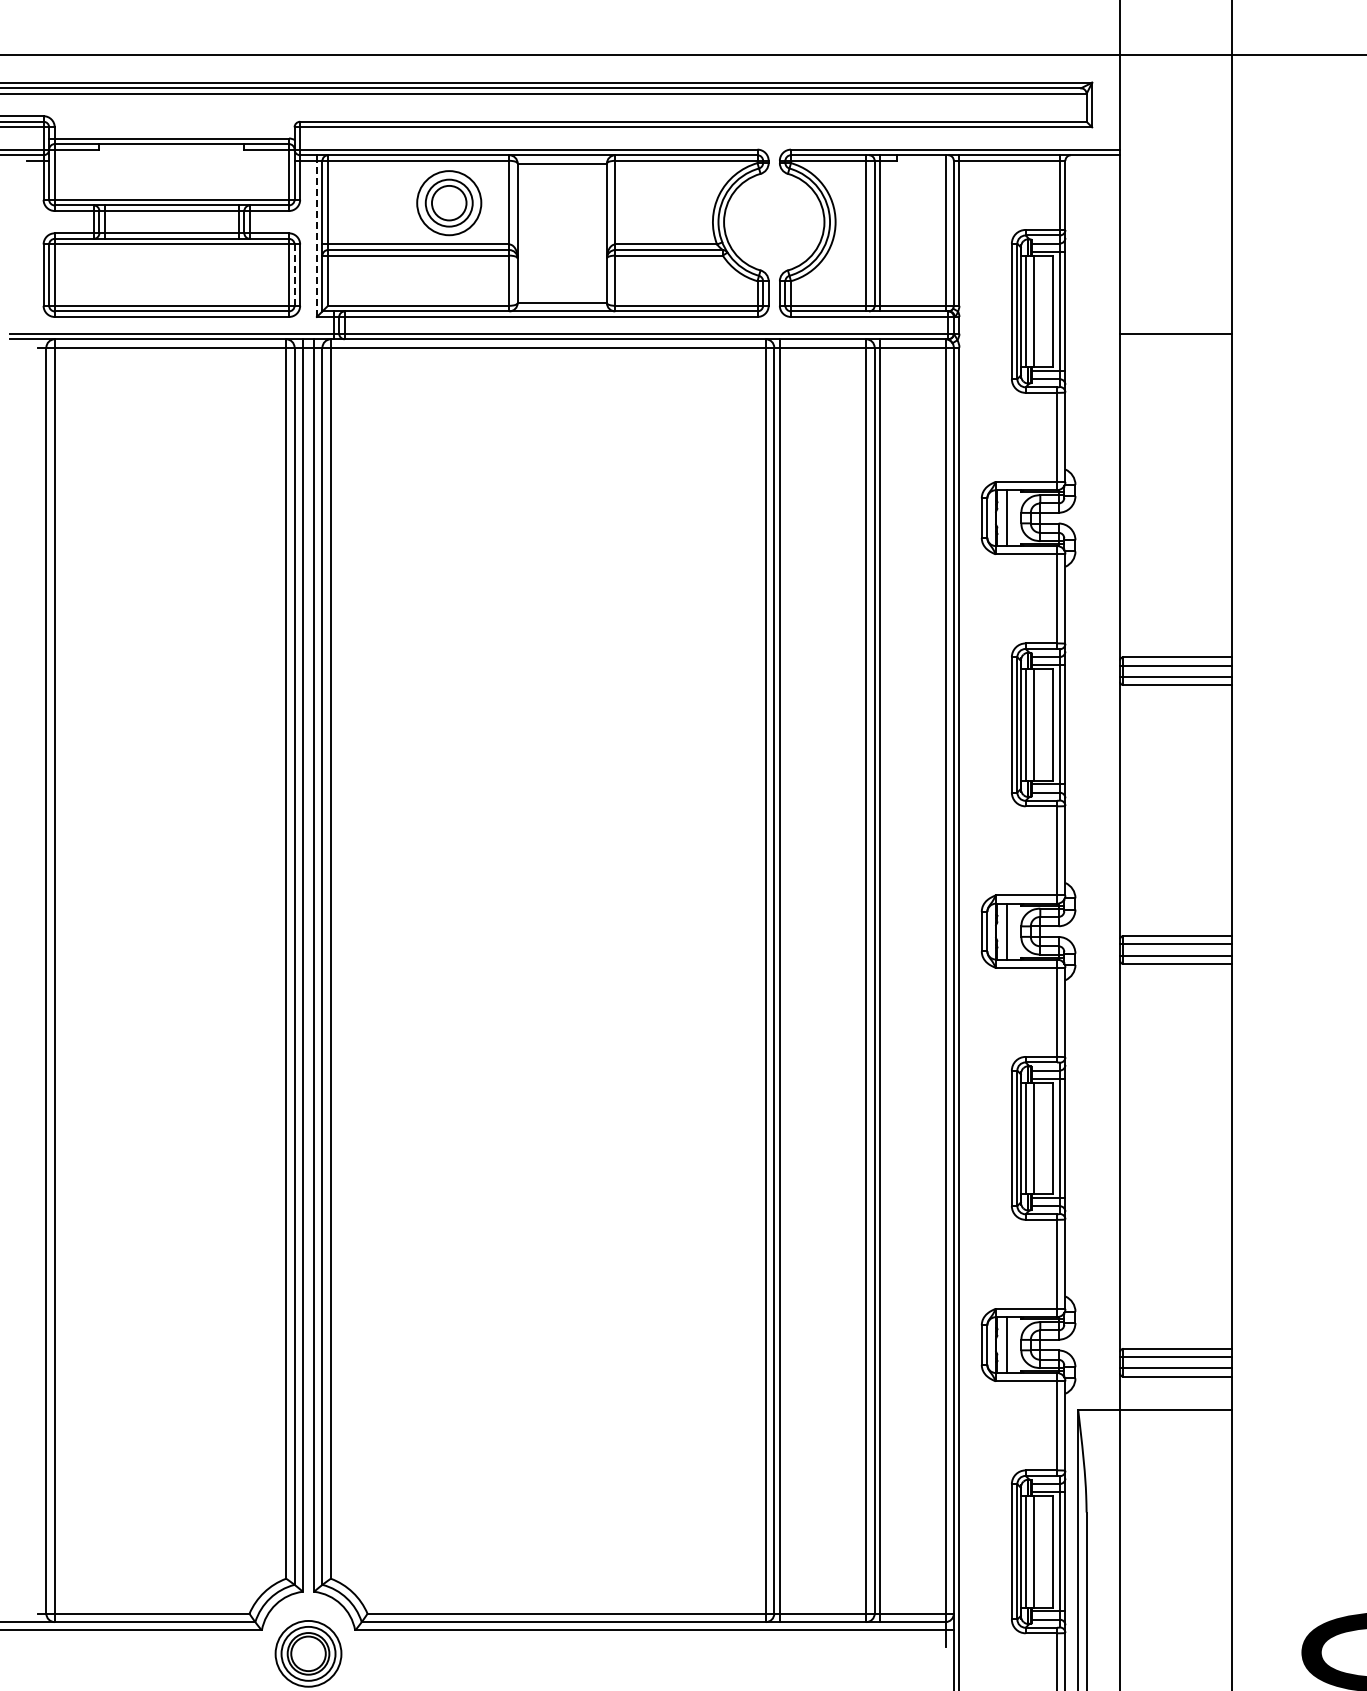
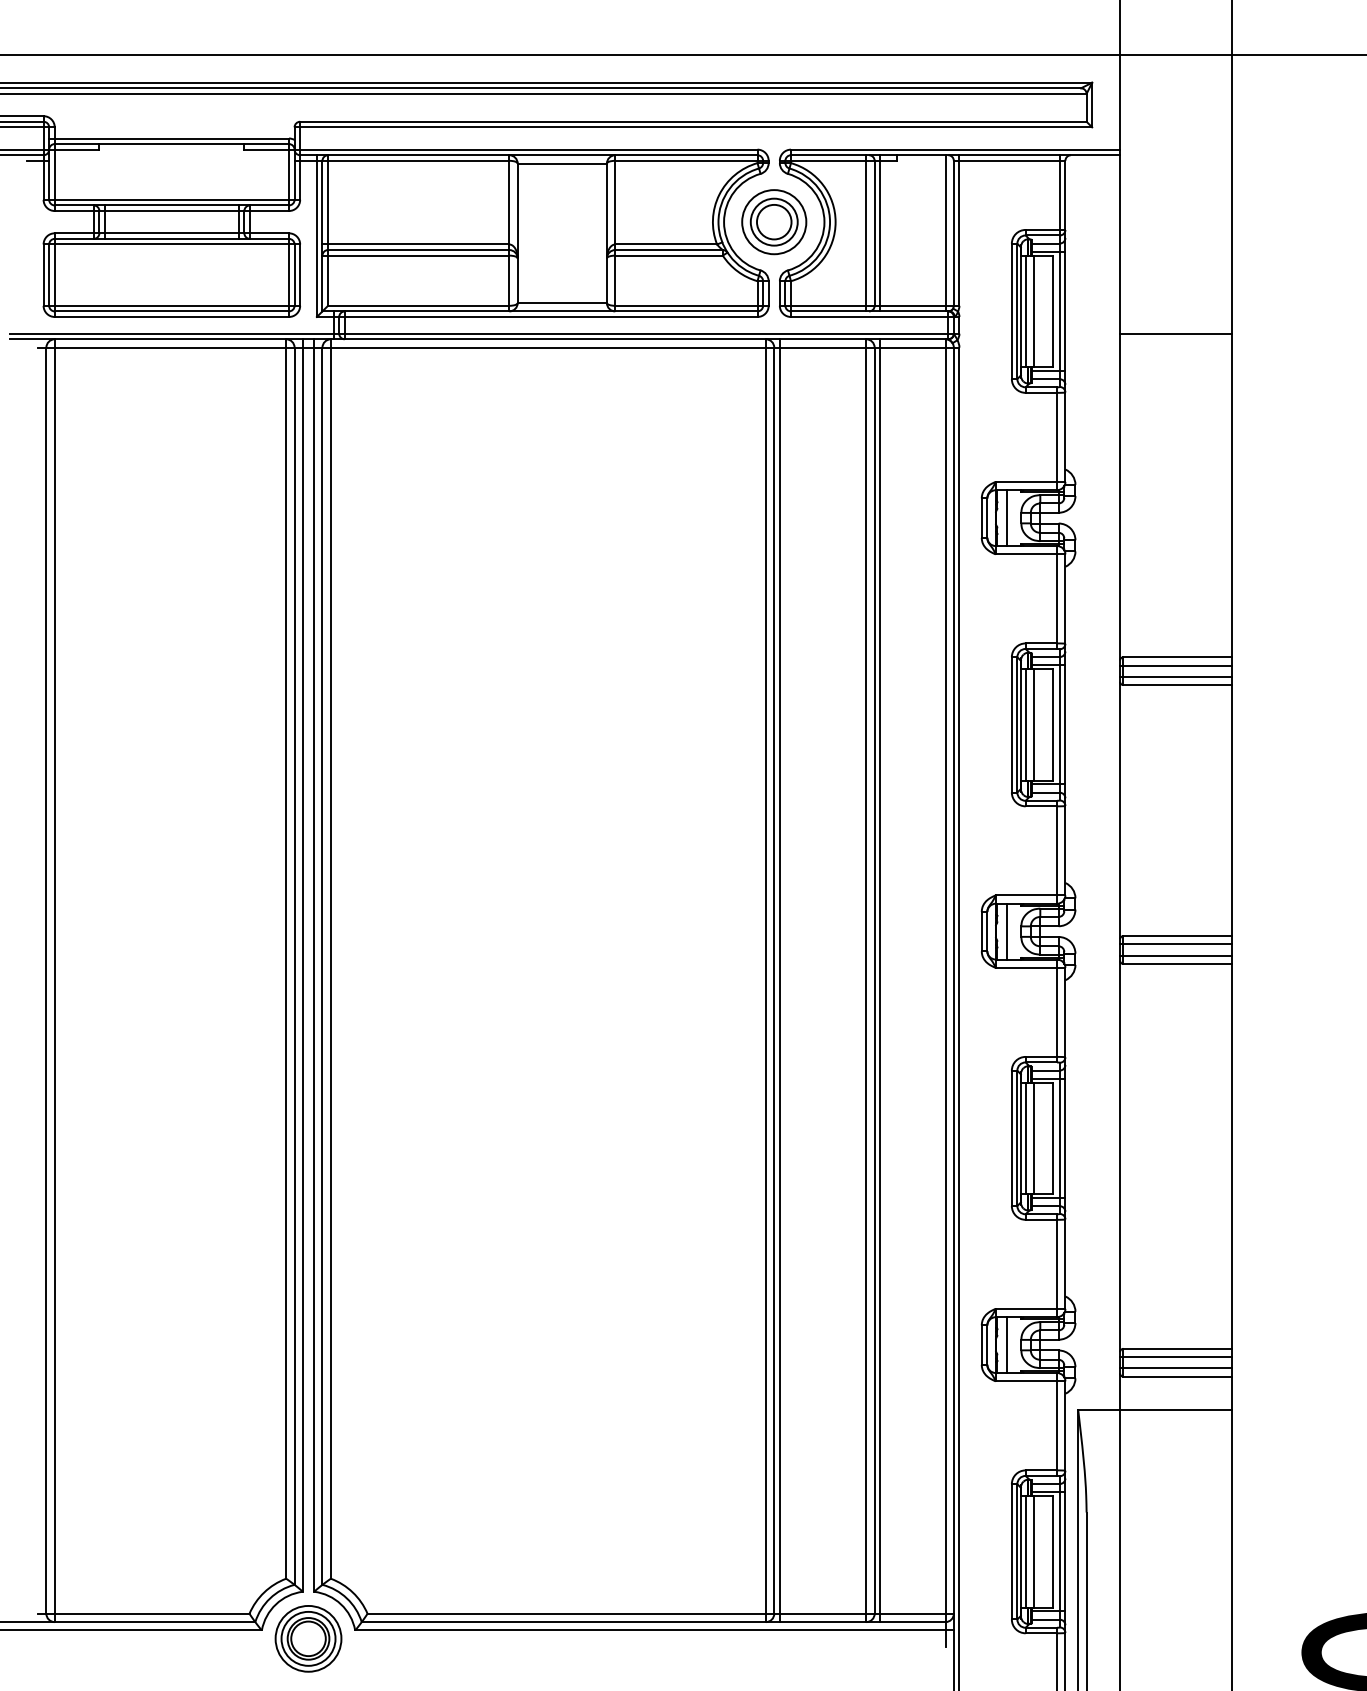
part position: (449, 203) -> (774, 222) (774, 222)
line: dashed -> solid (316, 238)
line: dashed -> solid (294, 275)
part position: (308, 1653) -> (308, 1638) (308, 1638)
